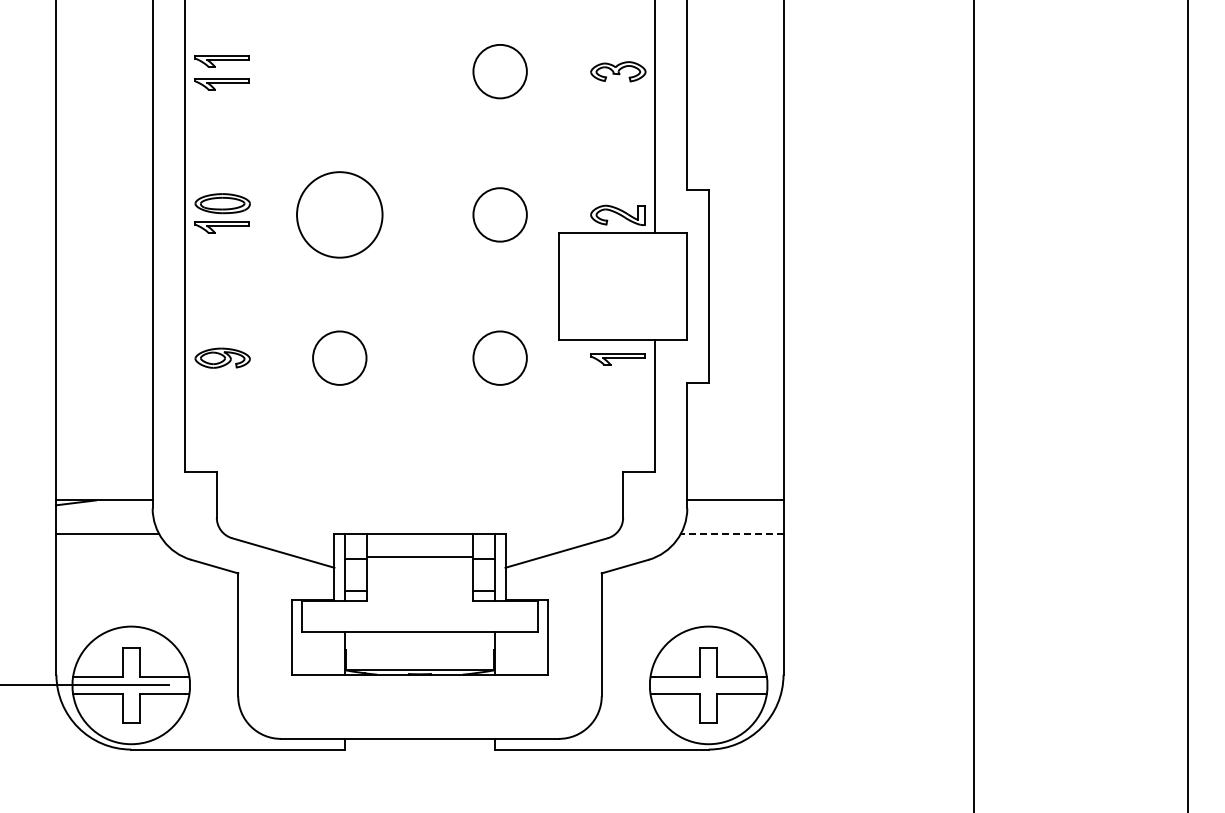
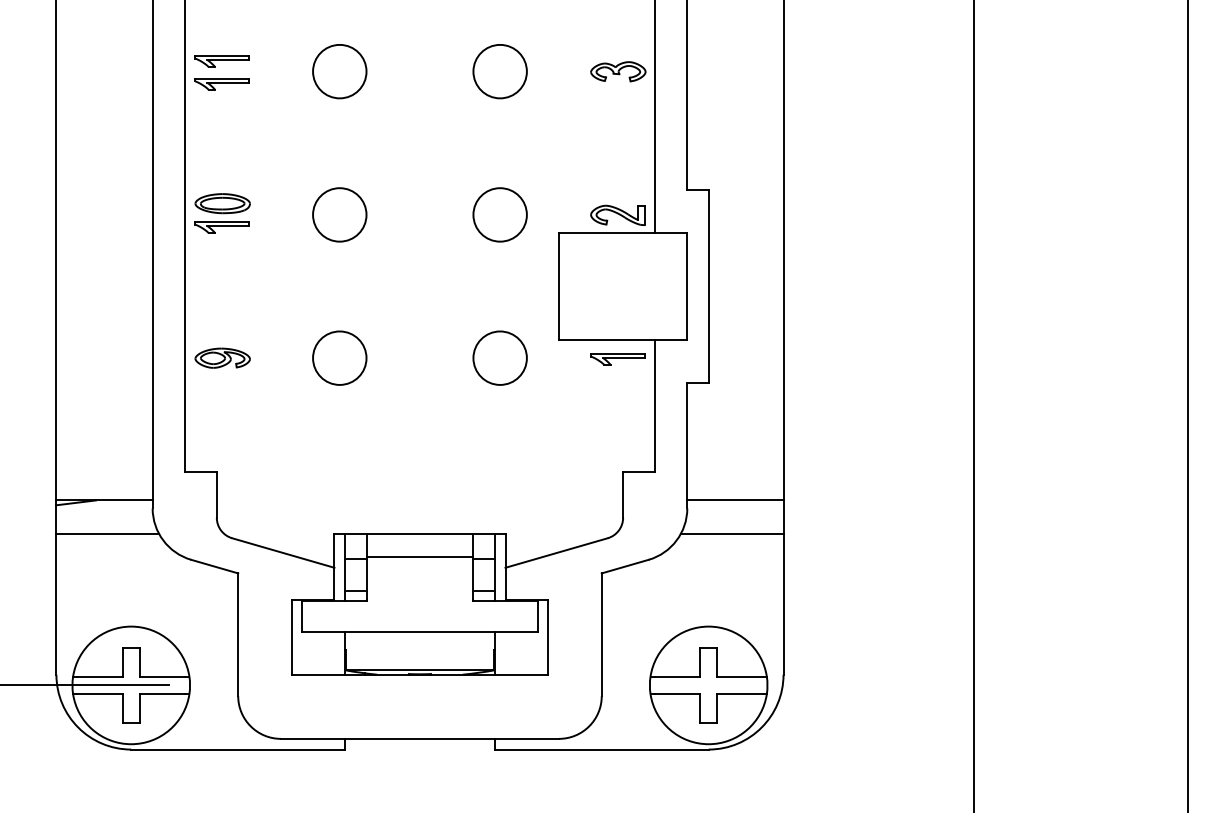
circle: none -> present (339, 71)
circle diameter: 86 px -> 53 px (339, 214)
line: dashed -> solid (731, 533)
